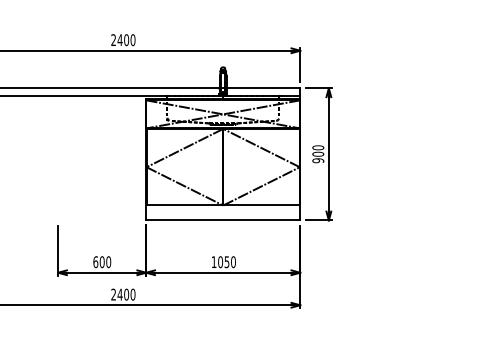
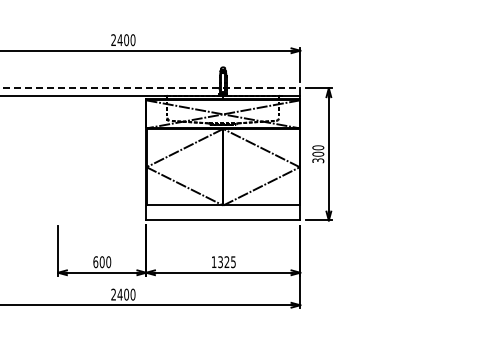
line: solid -> dashed (150, 88)
text: 900 -> 300 (317, 160)
text: 1050 -> 1325 (226, 262)
